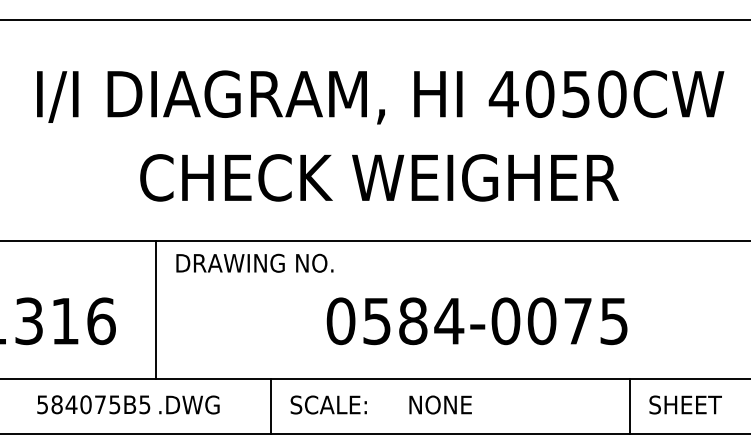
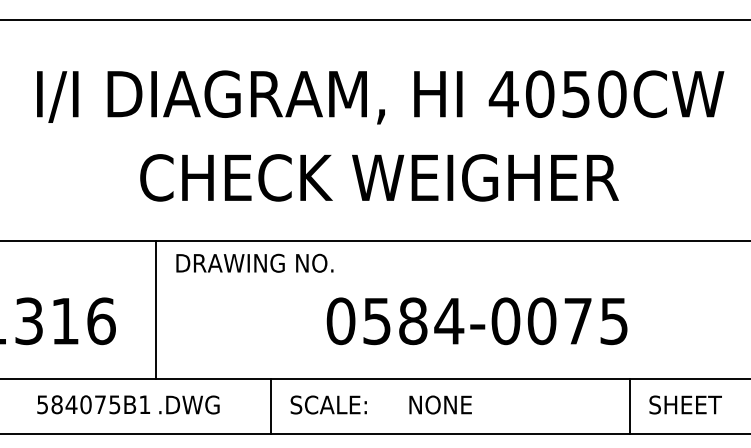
text: 584075B5 -> 584075B1 (144, 404)
